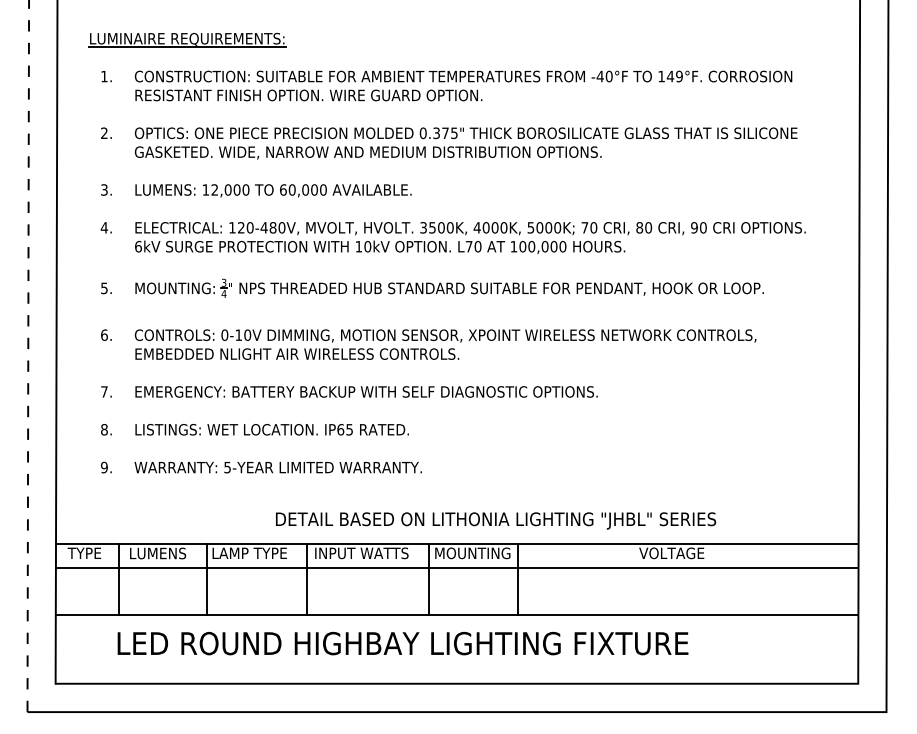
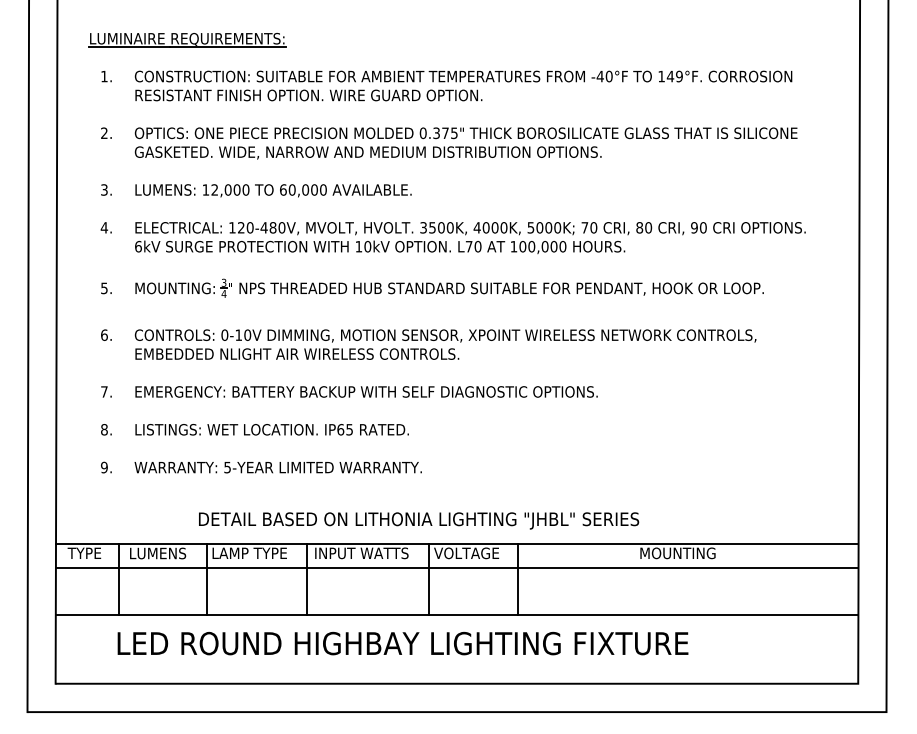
line: dashed -> solid (28, 356)
text position: (496, 520) -> (419, 520) (419, 520)
text: MOUNTING -> VOLTAGE (472, 553)
text: VOLTAGE -> MOUNTING (677, 553)
